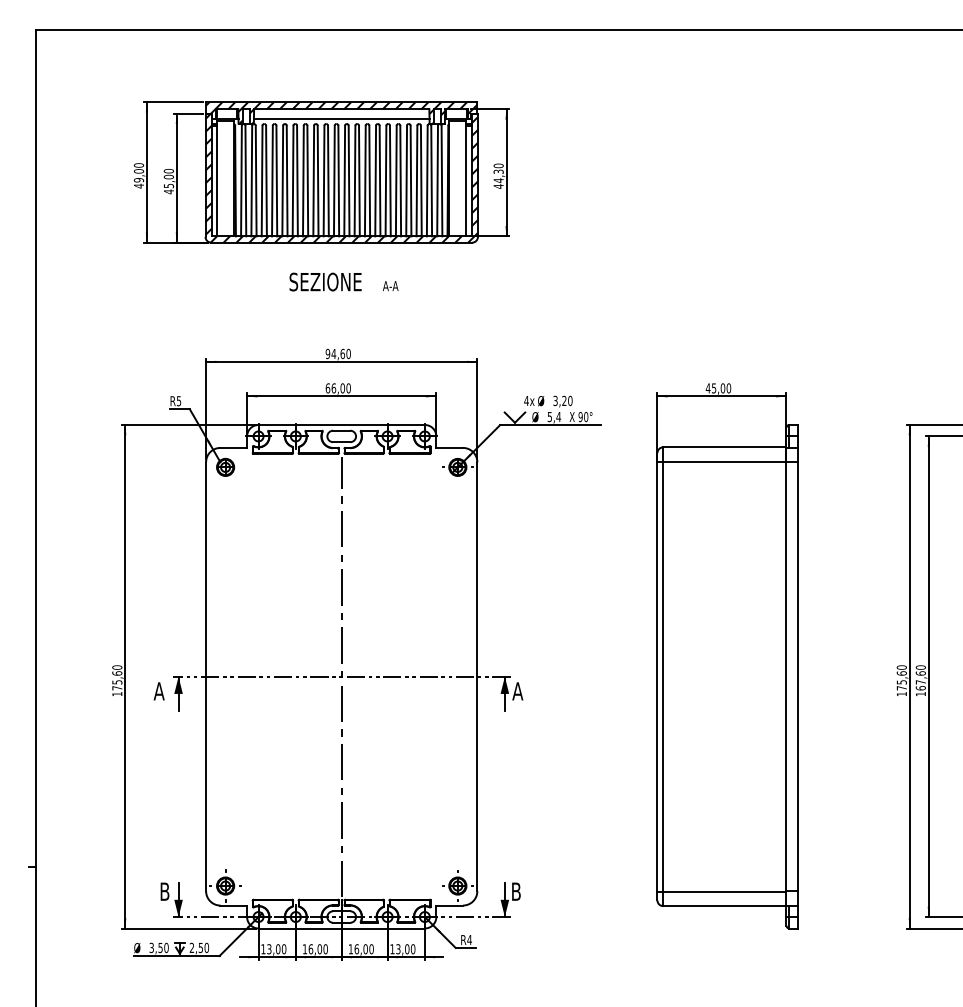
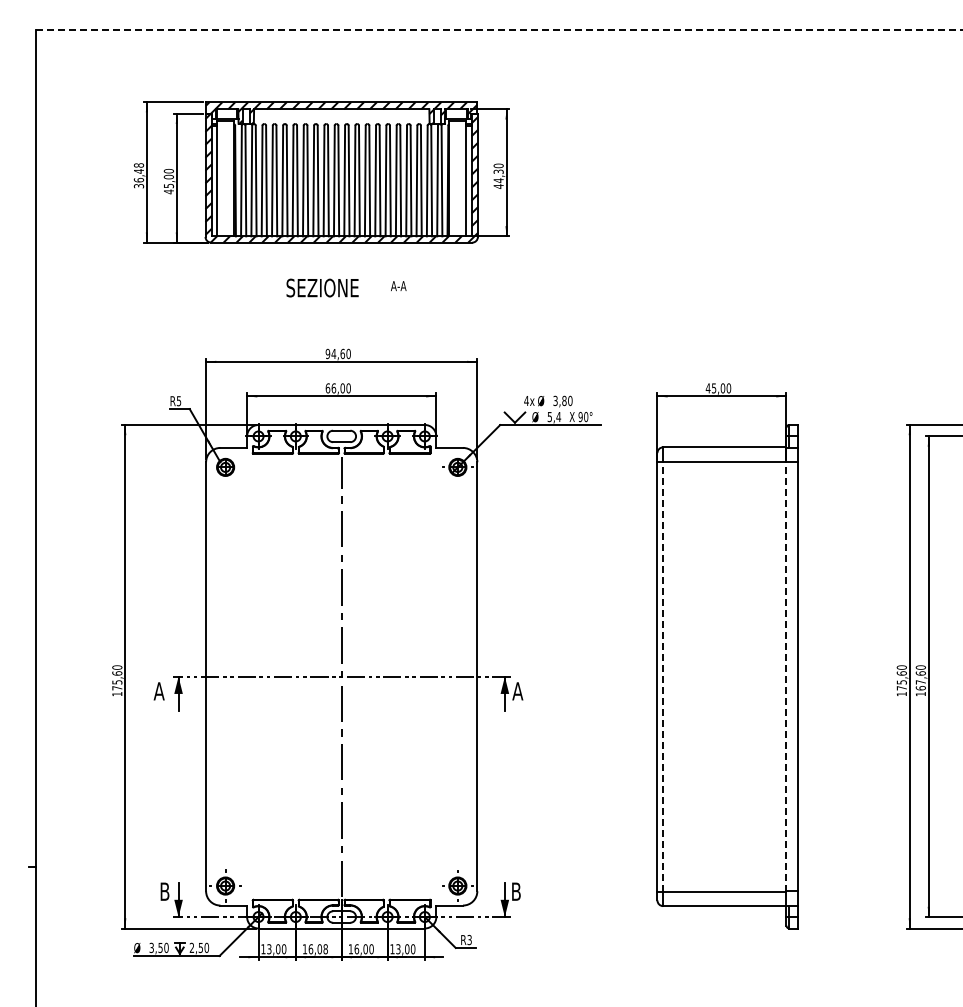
line: solid -> dashed (499, 30)
line: present -> none (341, 119)
text: 49,00 -> 36,48 (138, 175)
text position: (325, 281) -> (322, 287) (322, 287)
text position: (390, 286) -> (398, 286) (398, 286)
text: 3,20 -> 3,80 (564, 401)
line: solid -> dashed (663, 676)
line: solid -> dashed (786, 676)
text: R4 -> R3 (469, 939)
text: 16,00 -> 16,08 (325, 948)
